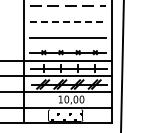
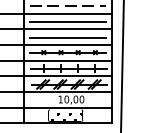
line: none -> present (57, 13)
line: dashed -> solid (68, 21)
line: none -> present (57, 29)
line: none -> present (57, 45)
